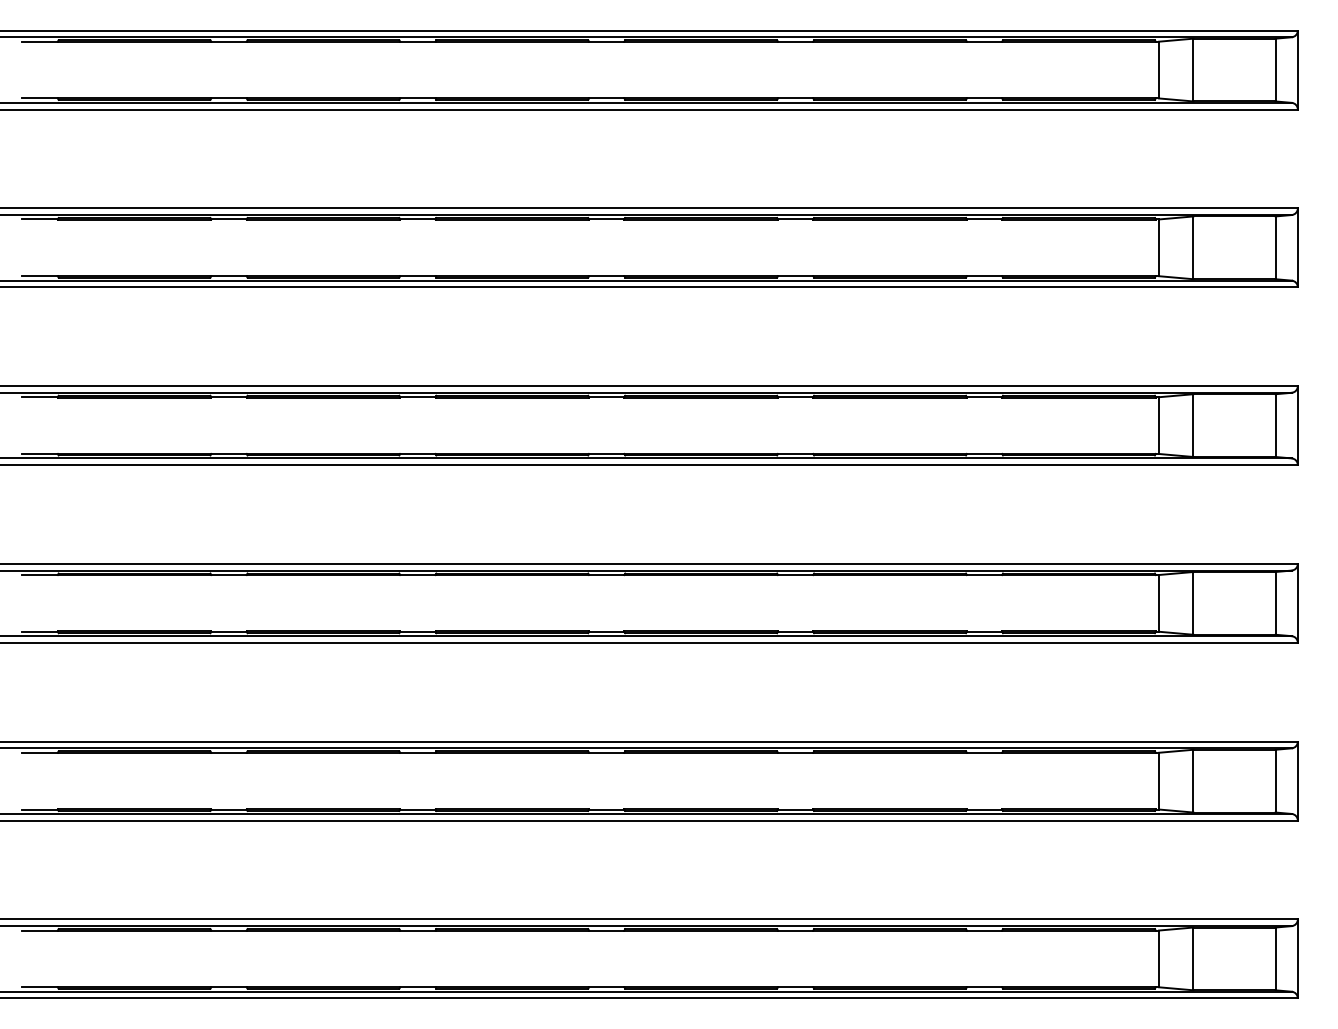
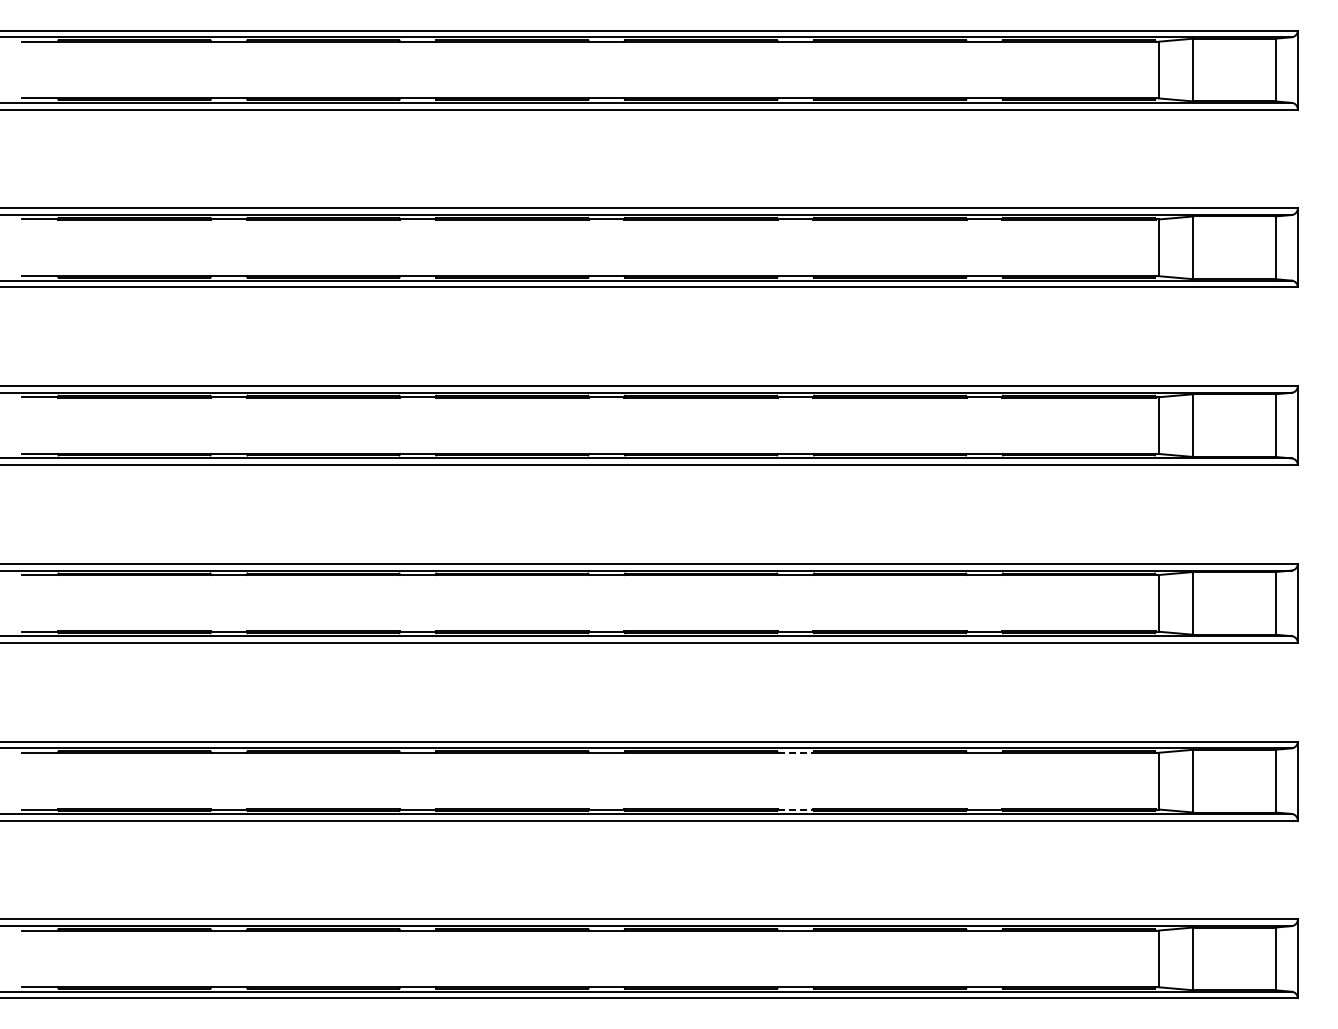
line: solid -> dashed (795, 752)
line: solid -> dashed (795, 809)
